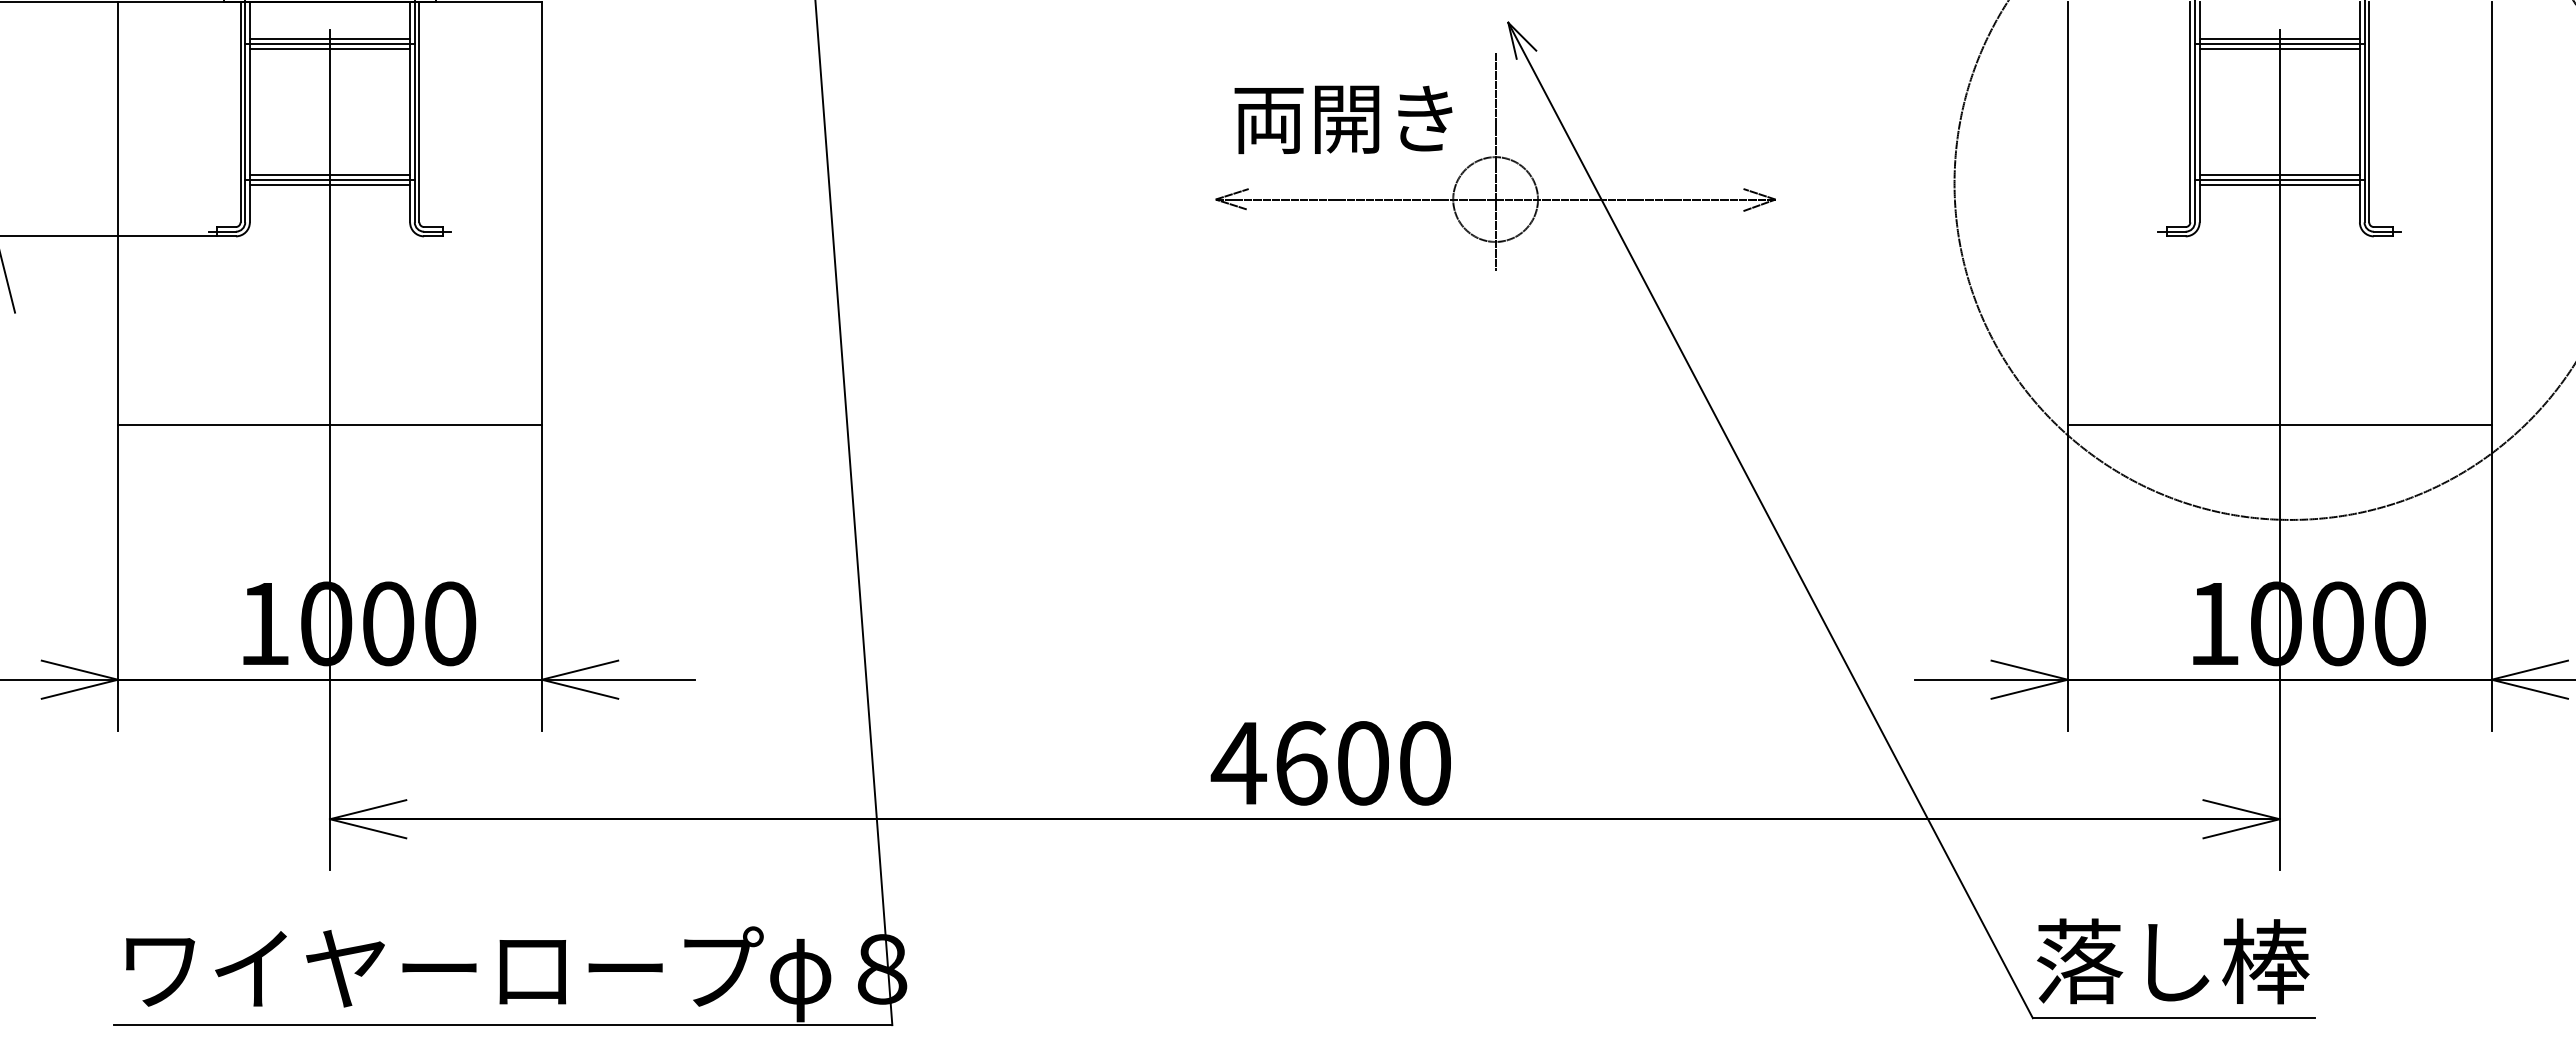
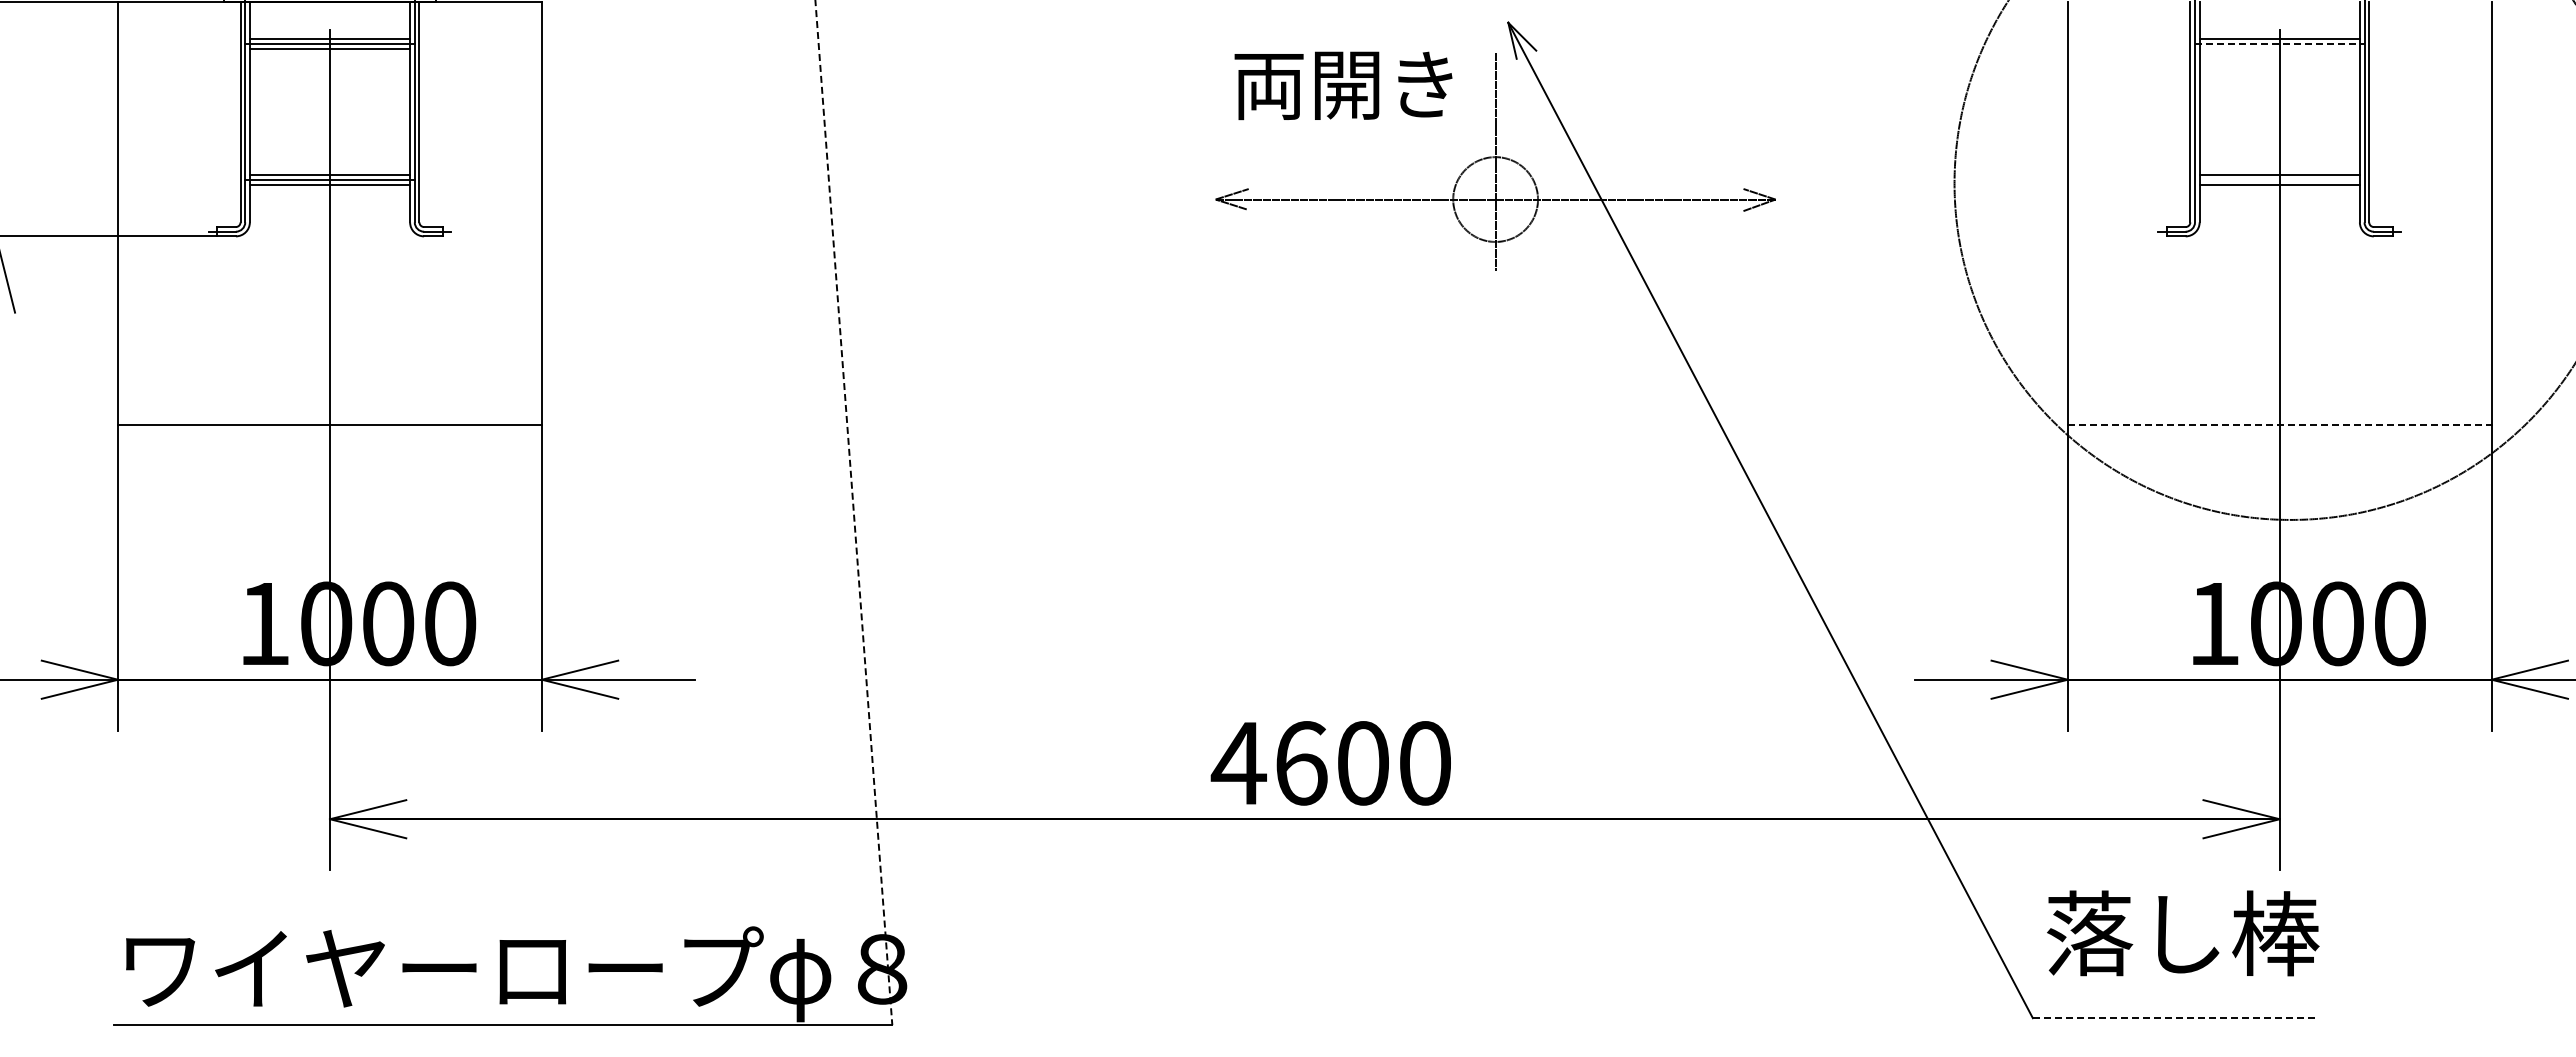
line: solid -> dashed (2279, 43)
line: present -> none (2279, 48)
text position: (1343, 119) -> (1343, 85) (1343, 85)
line: present -> none (2279, 180)
line: solid -> dashed (2279, 425)
line: solid -> dashed (853, 512)
text position: (2173, 961) -> (2183, 933) (2183, 933)
line: solid -> dashed (2173, 1018)
